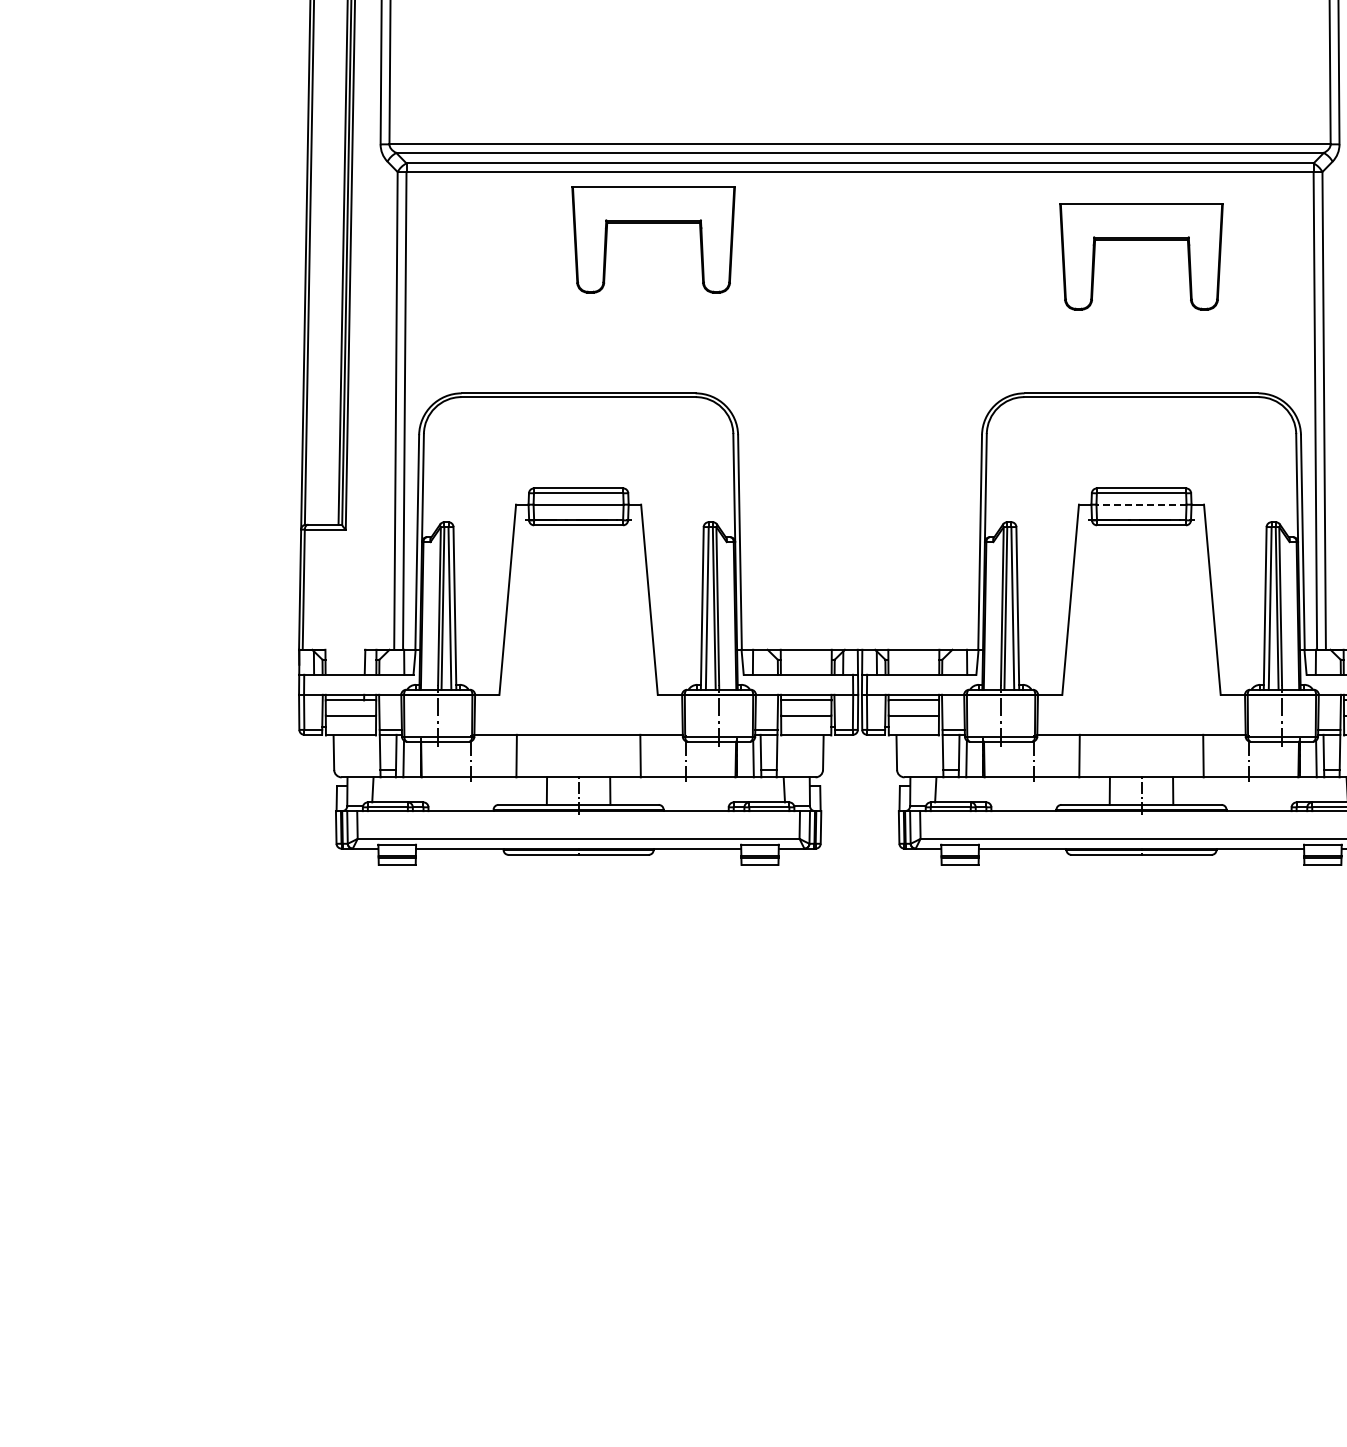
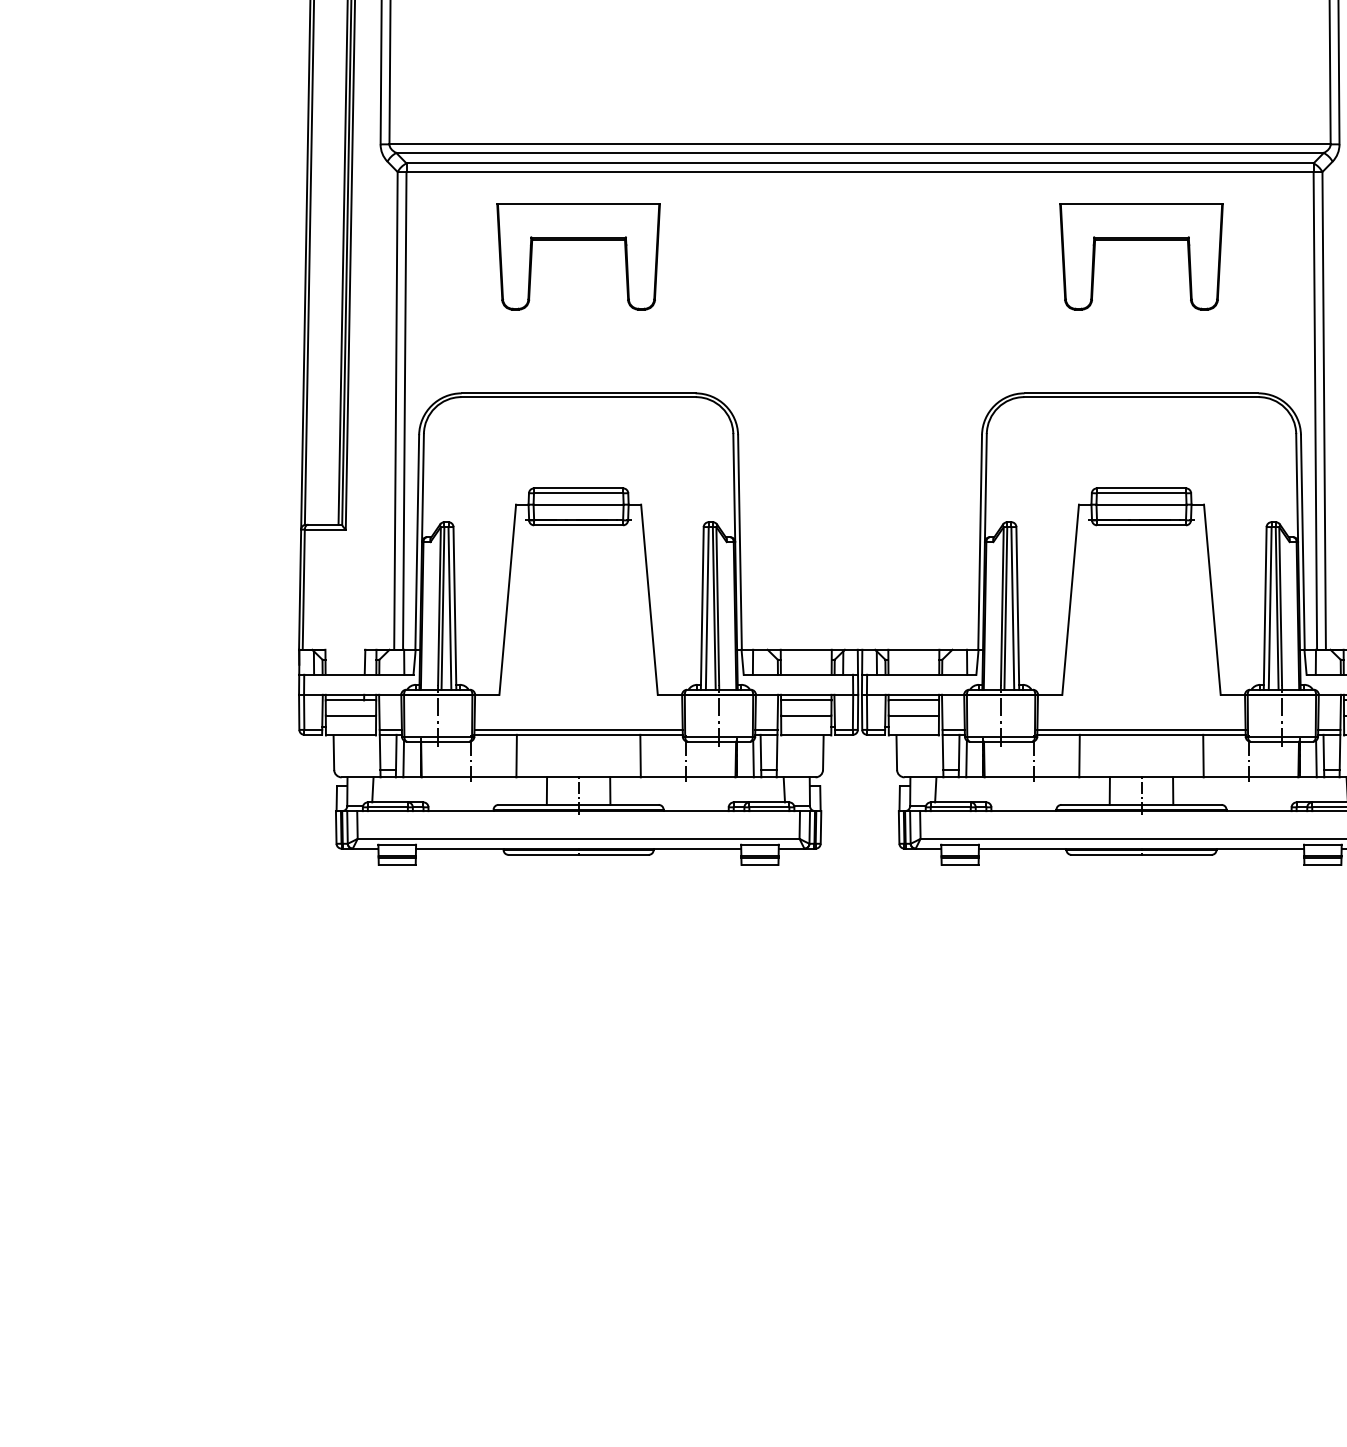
part position: (653, 223) -> (578, 240) (578, 240)
line: dashed -> solid (1141, 504)
line: none -> present (578, 729)
line: none -> present (1141, 729)
